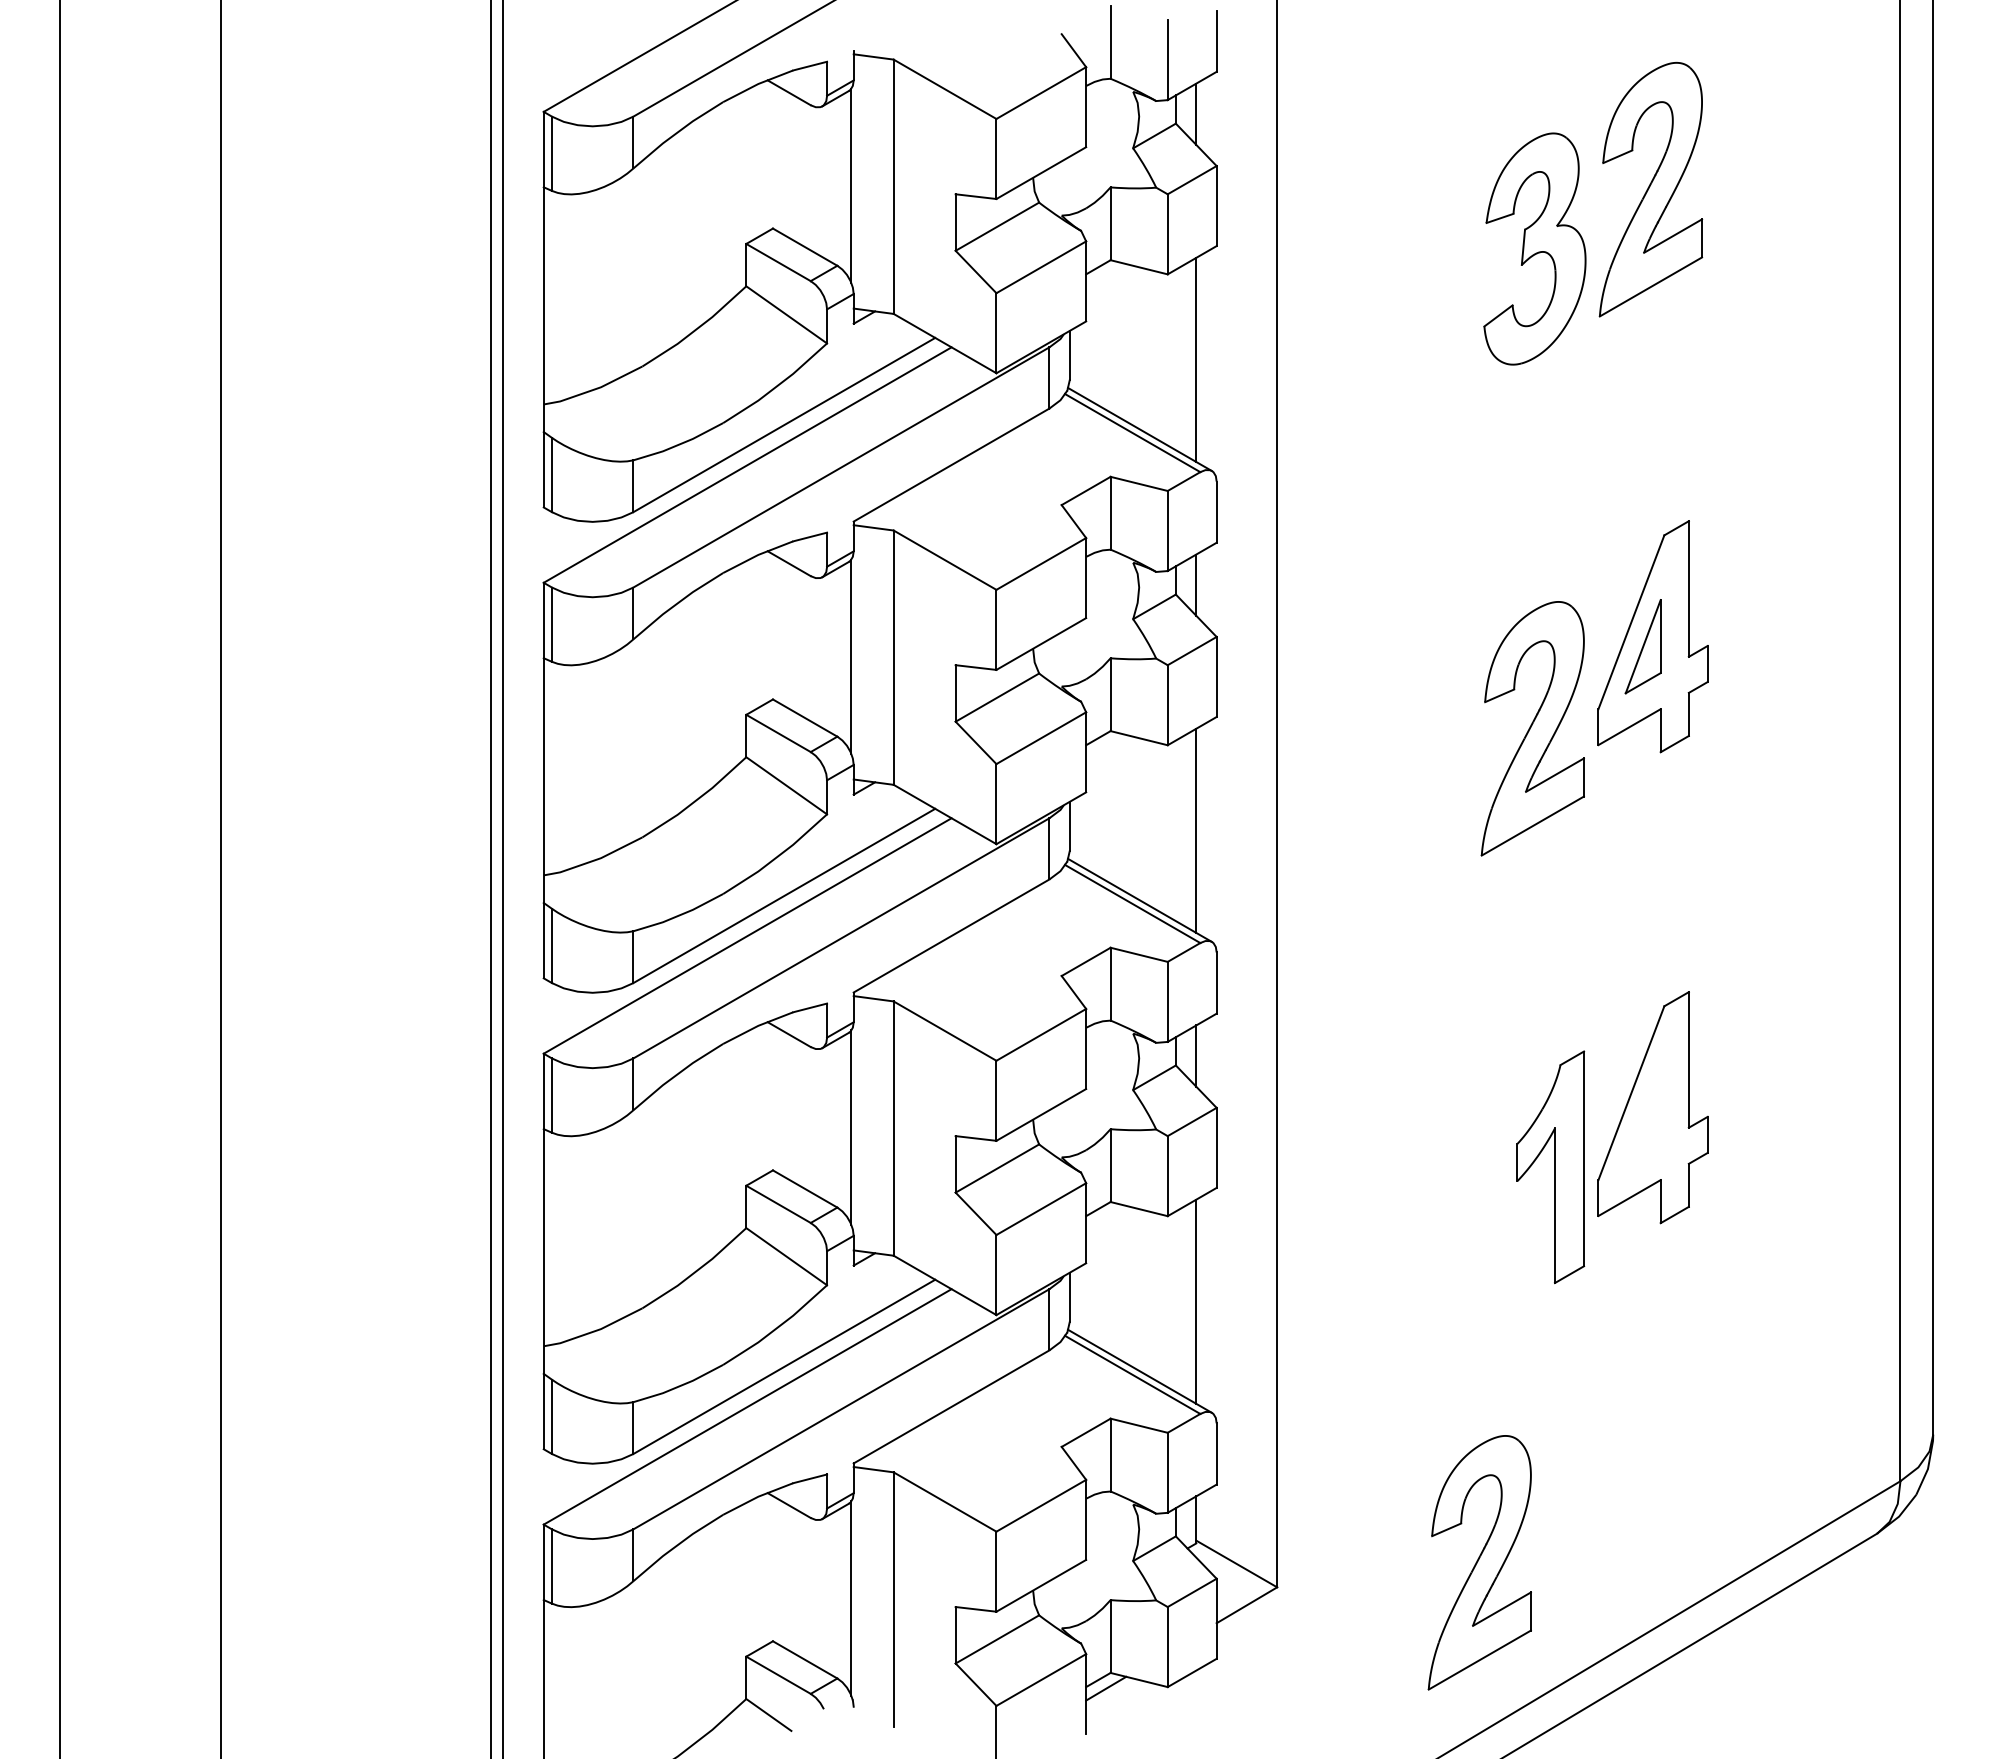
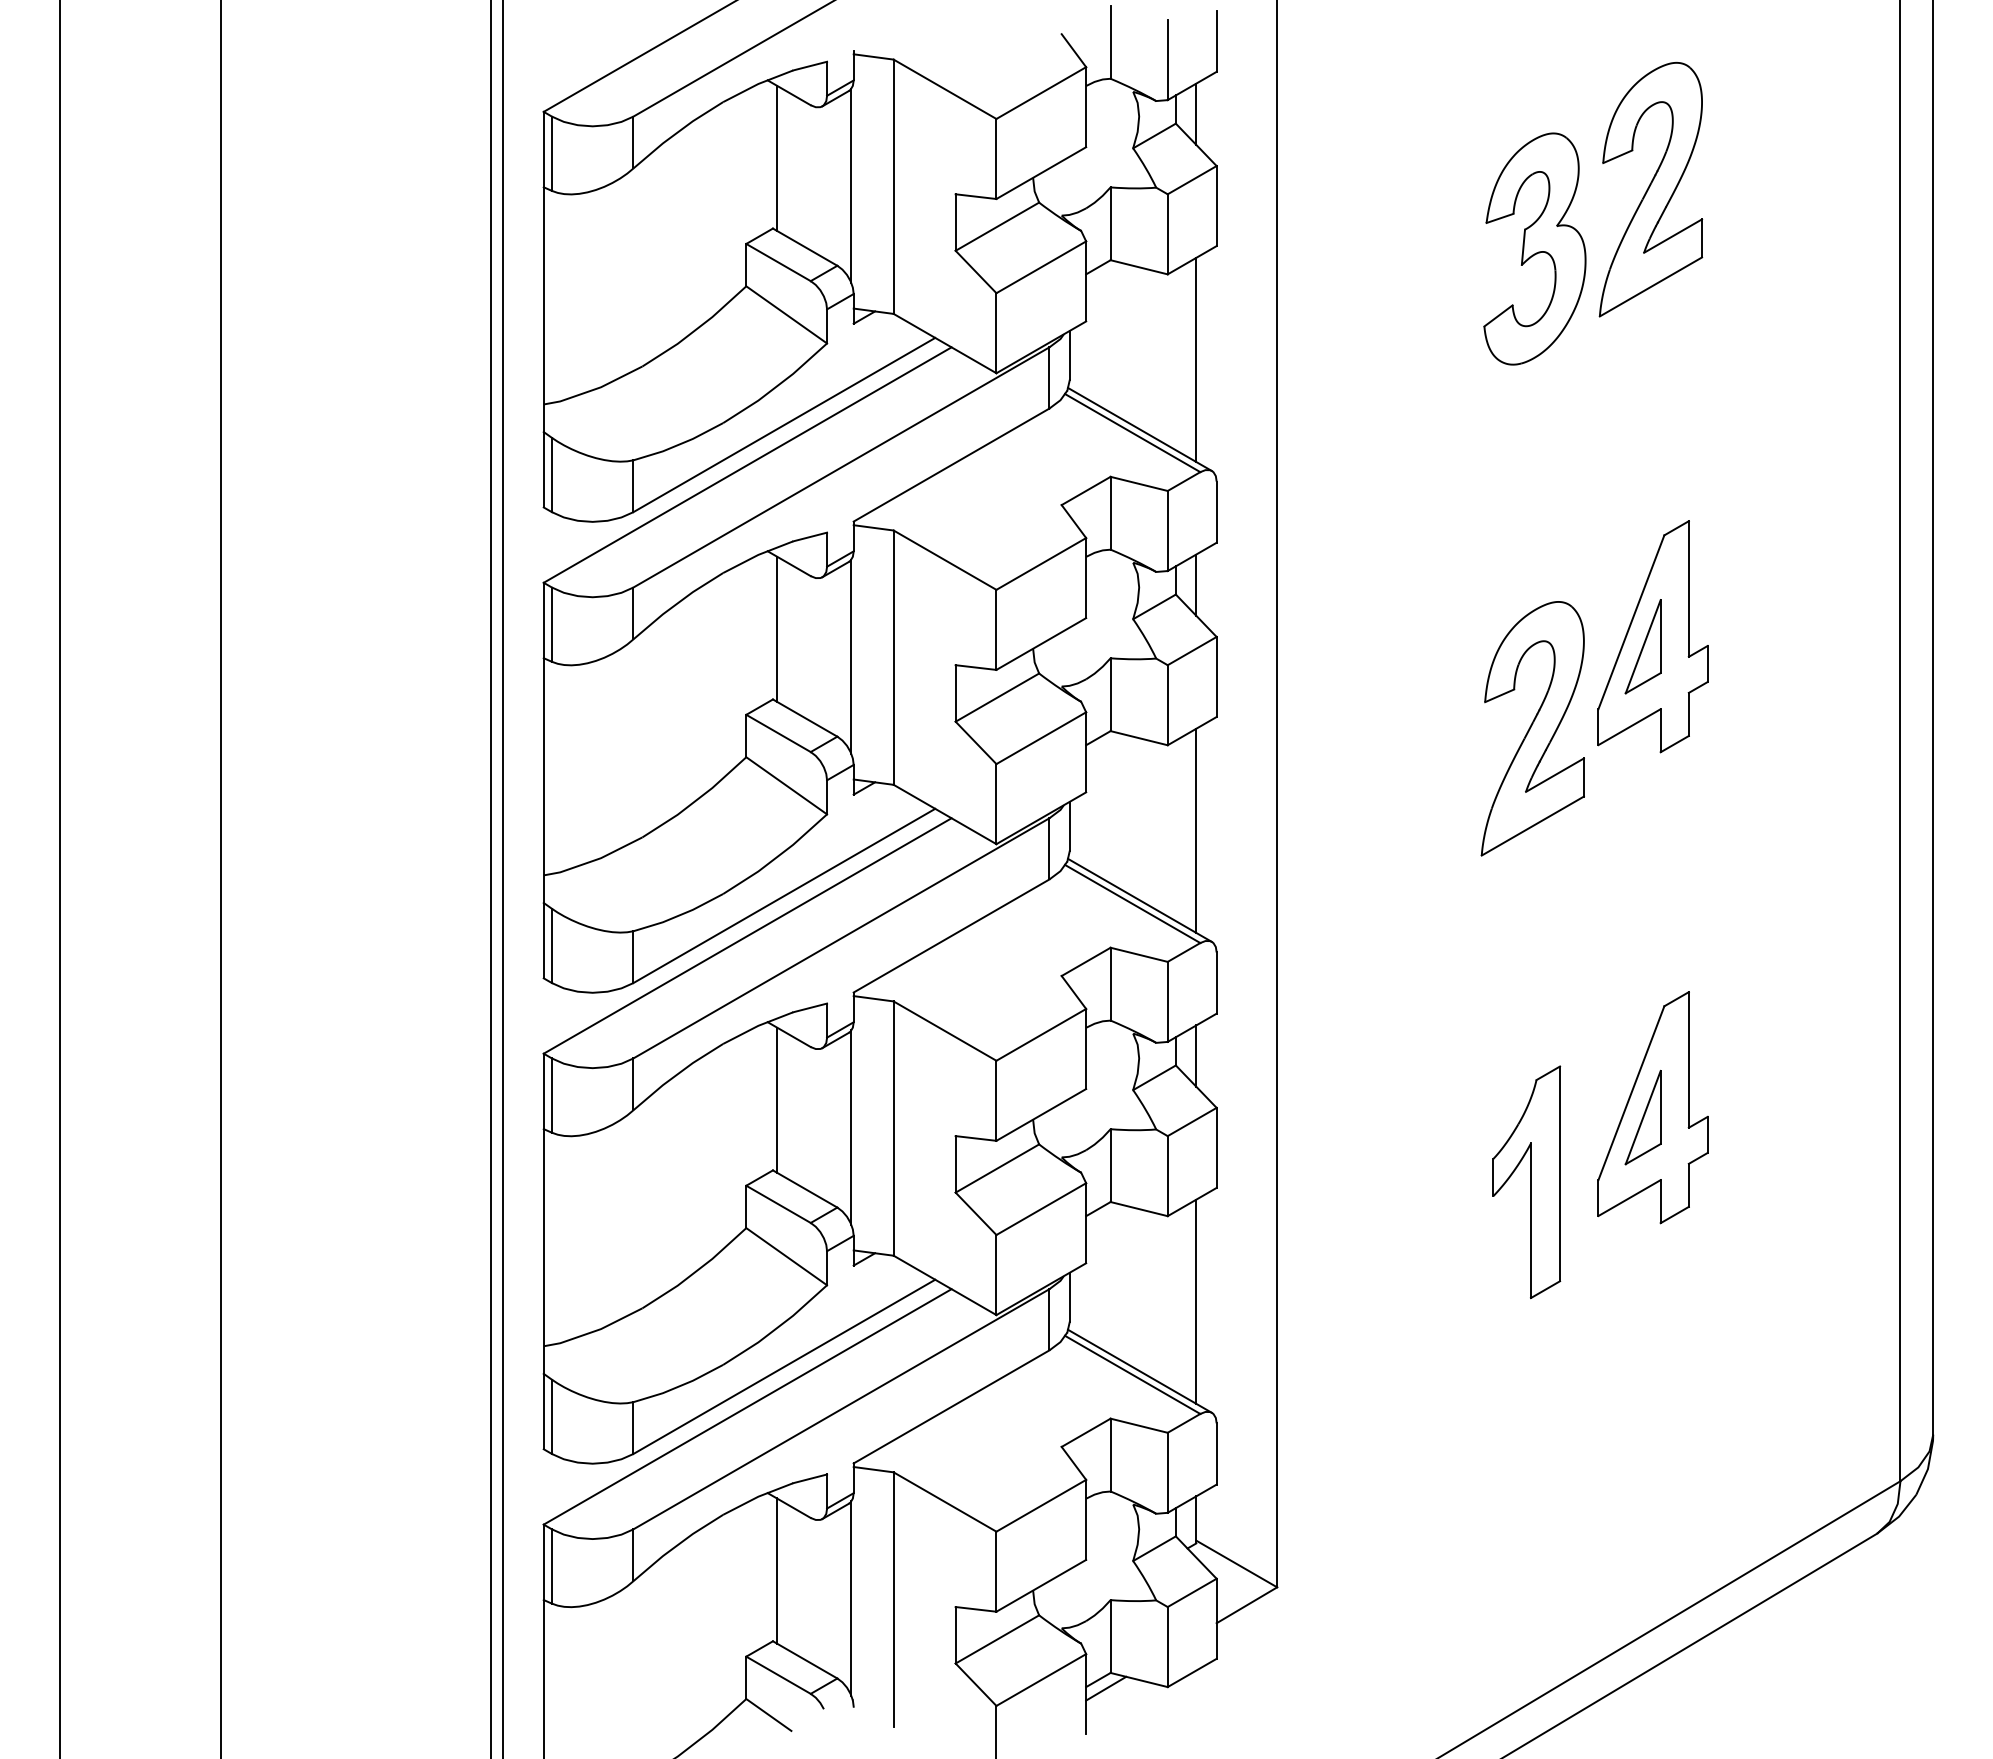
line: none -> present (777, 157)
line: none -> present (777, 628)
line: none -> present (777, 1099)
part: none -> present (1642, 1117)
part position: (1550, 1167) -> (1526, 1182) (1526, 1182)
part: present -> none (1479, 1562)
line: none -> present (777, 1570)
